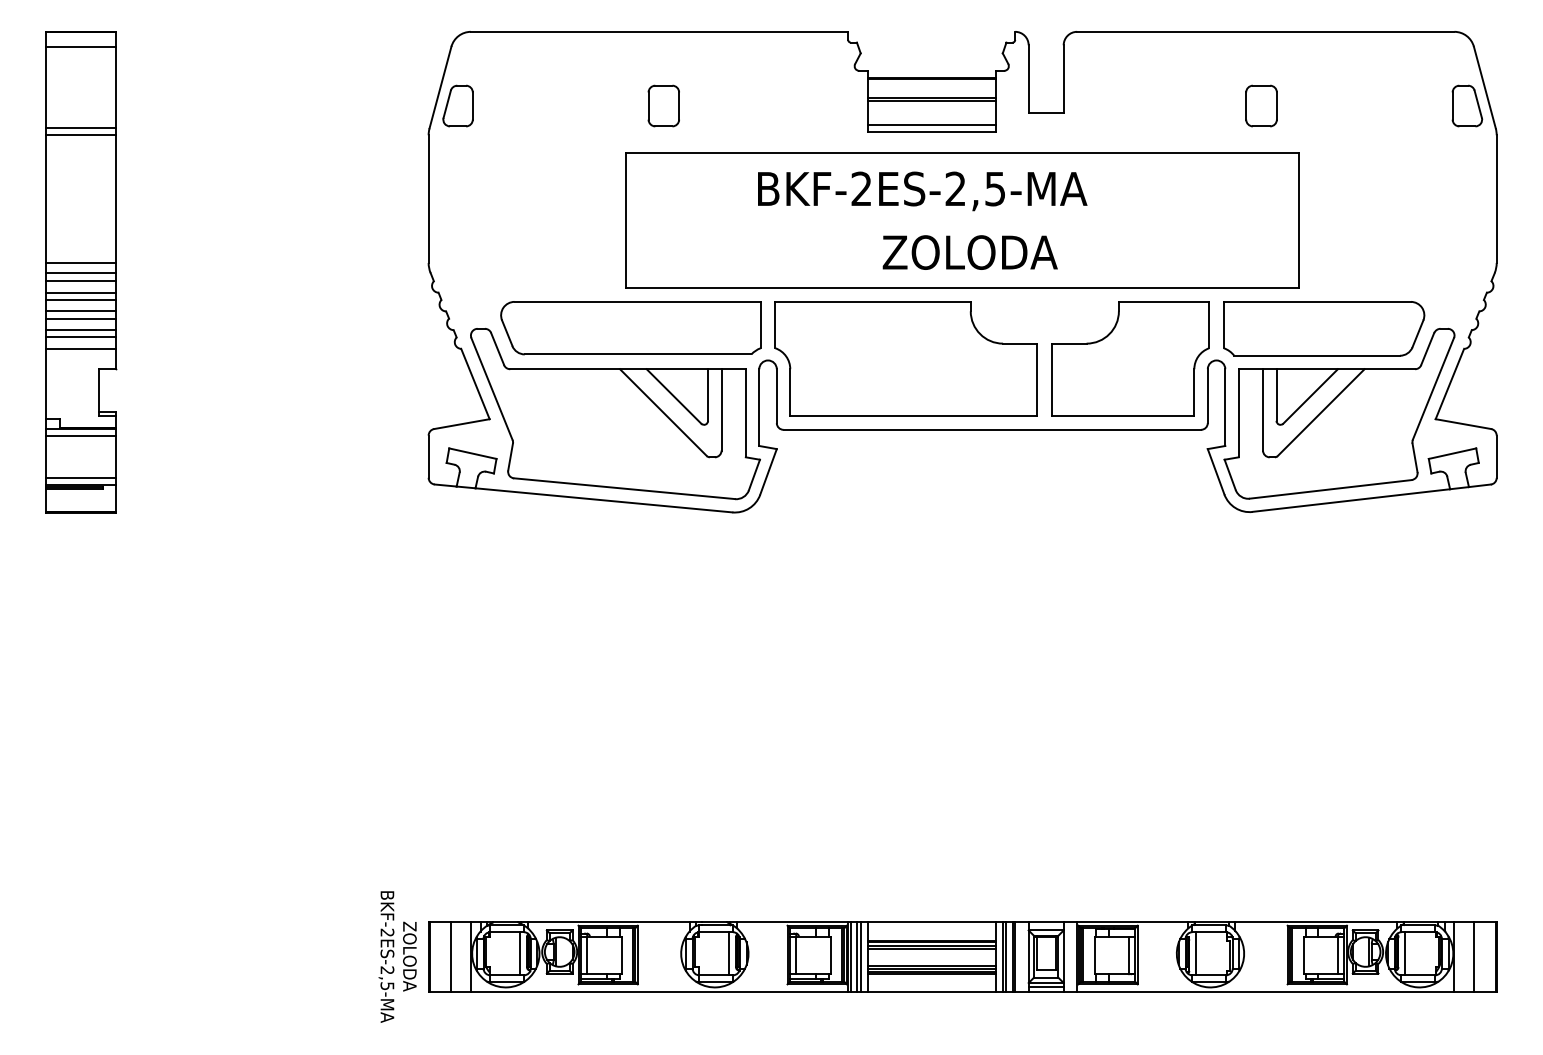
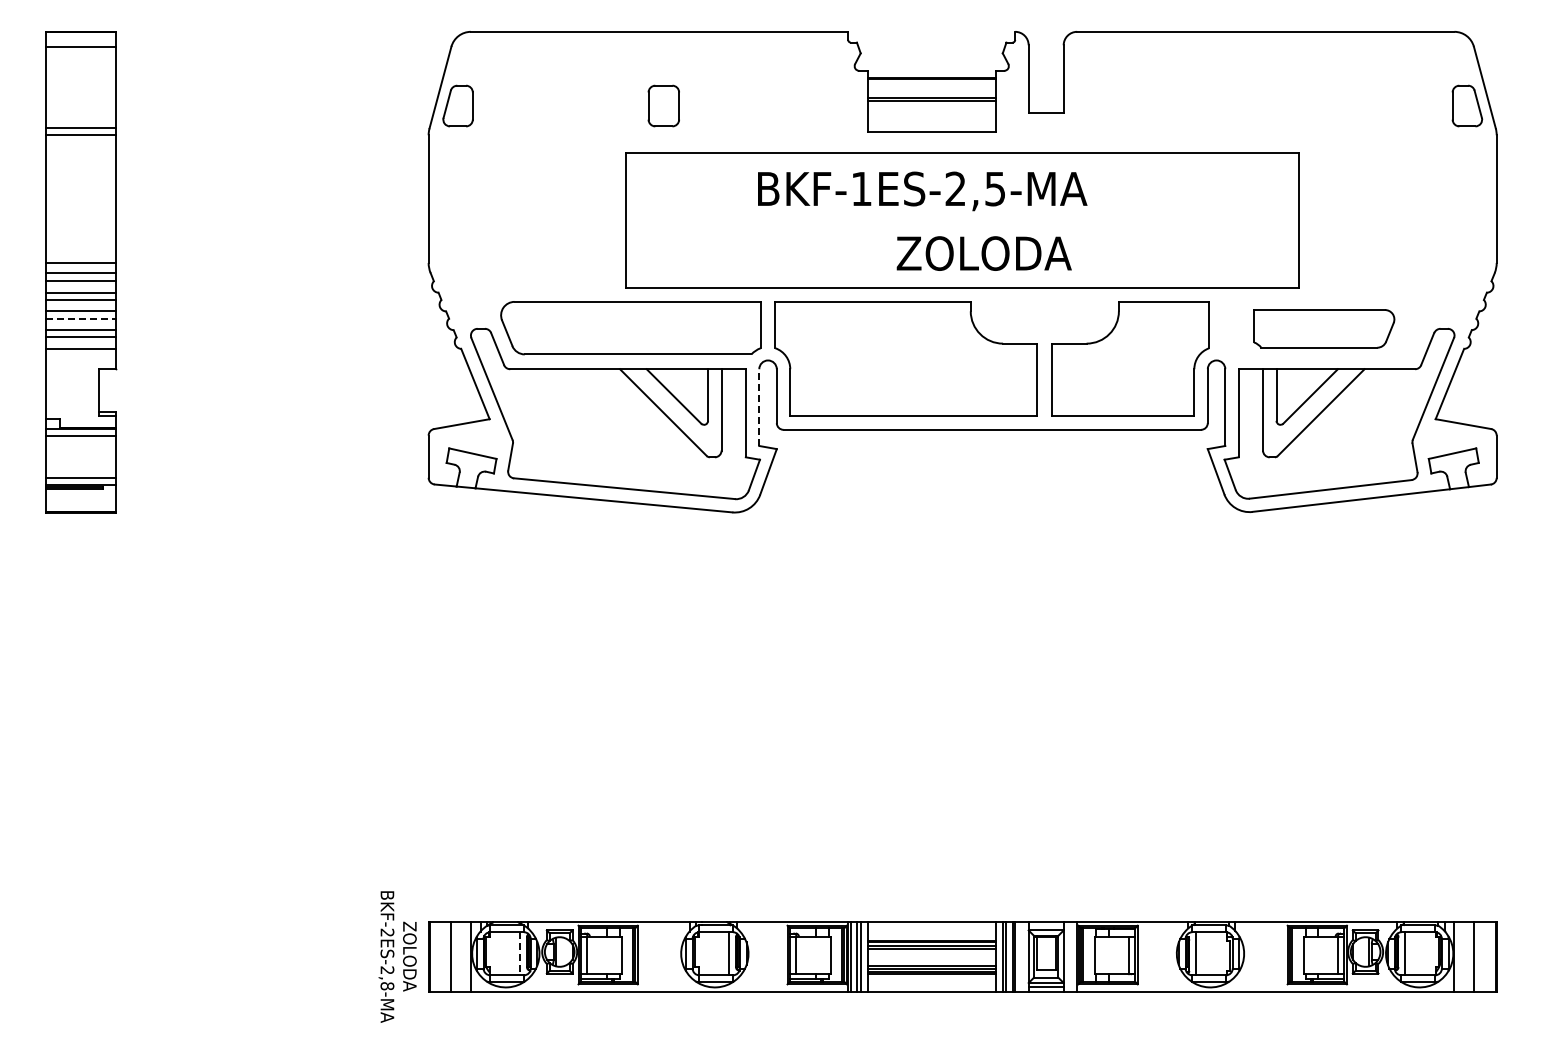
part: present -> none (1261, 105)
line: present -> none (931, 124)
text: BKF-2ES-2,5-MA -> BKF-1ES-2,5-MA (861, 188)
text position: (969, 252) -> (983, 253) (983, 253)
line: solid -> dashed (81, 318)
part size: 203x56 px -> 143x40 px (1324, 328)
line: solid -> dashed (759, 407)
line: solid -> dashed (520, 953)
text: BKF-2ES-2,5-MA -> BKF-2ES-2,8-MA (387, 986)
